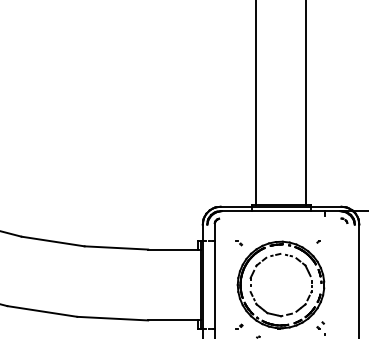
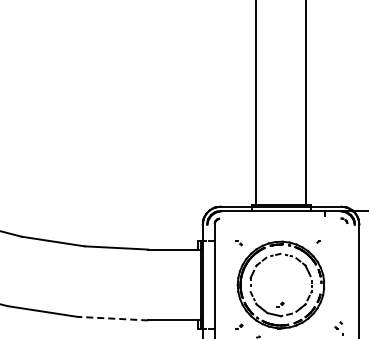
part: none -> present (280, 304)
line: solid -> dashed (112, 318)
part position: (320, 328) -> (338, 328) (338, 328)
